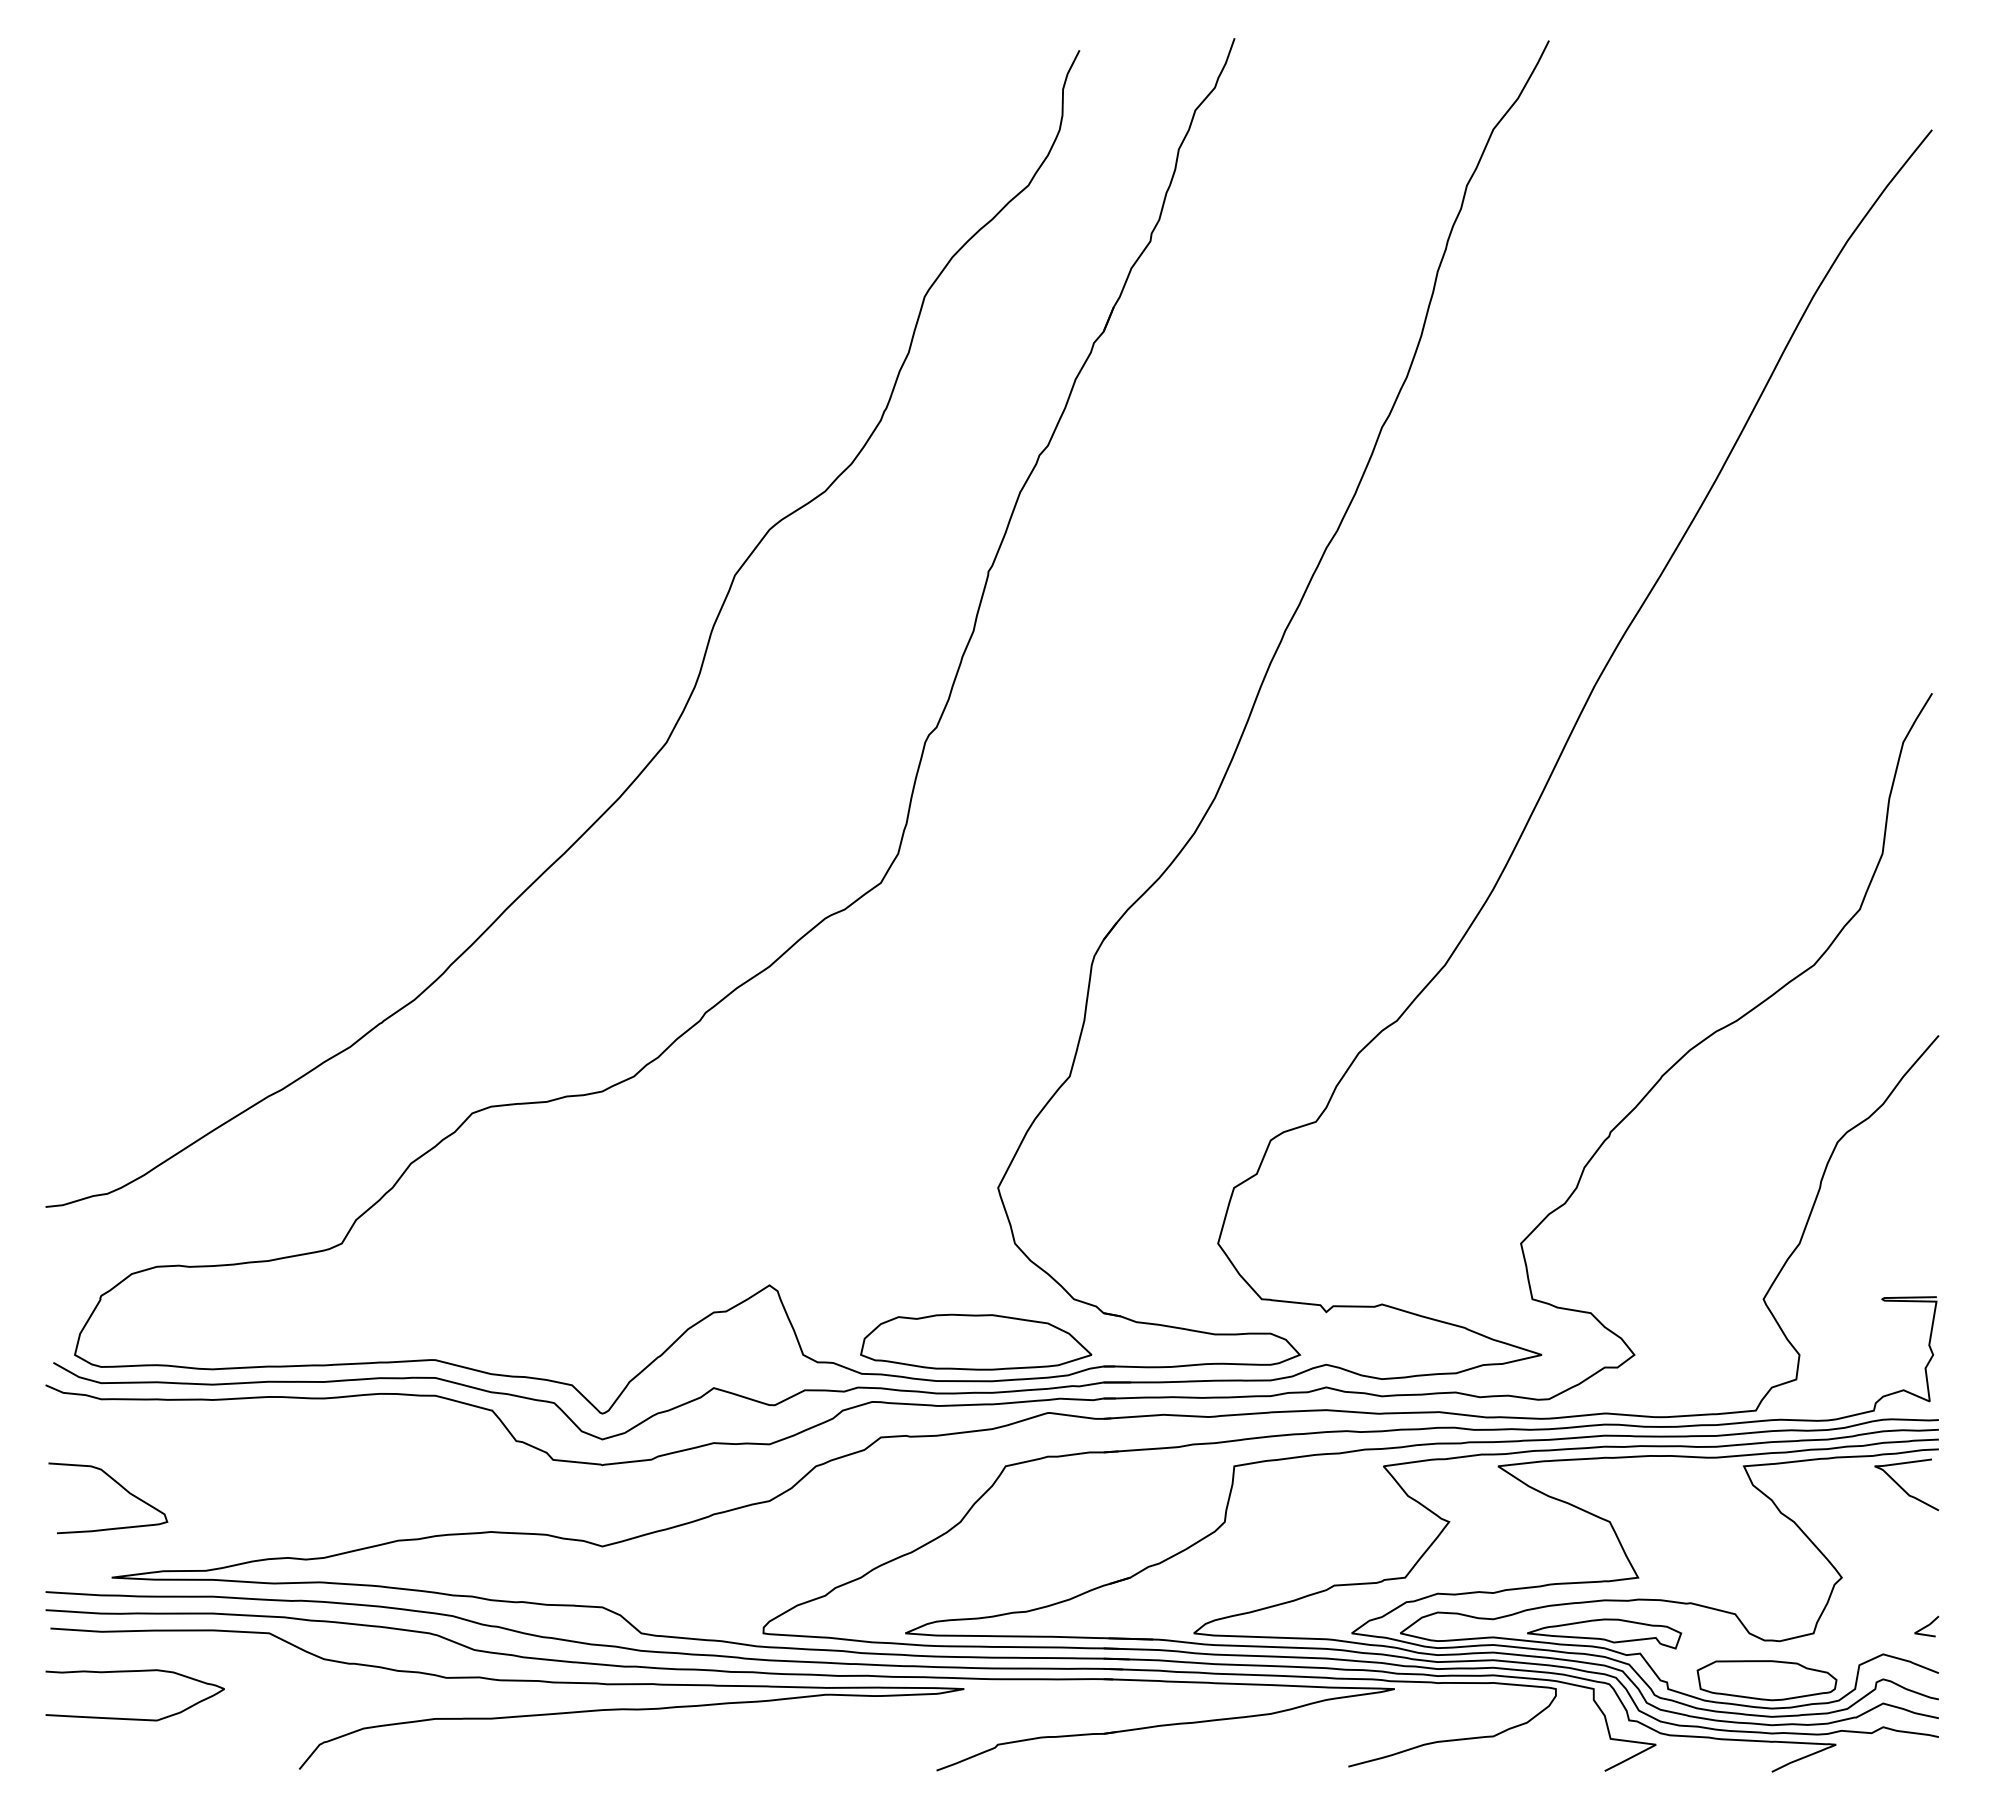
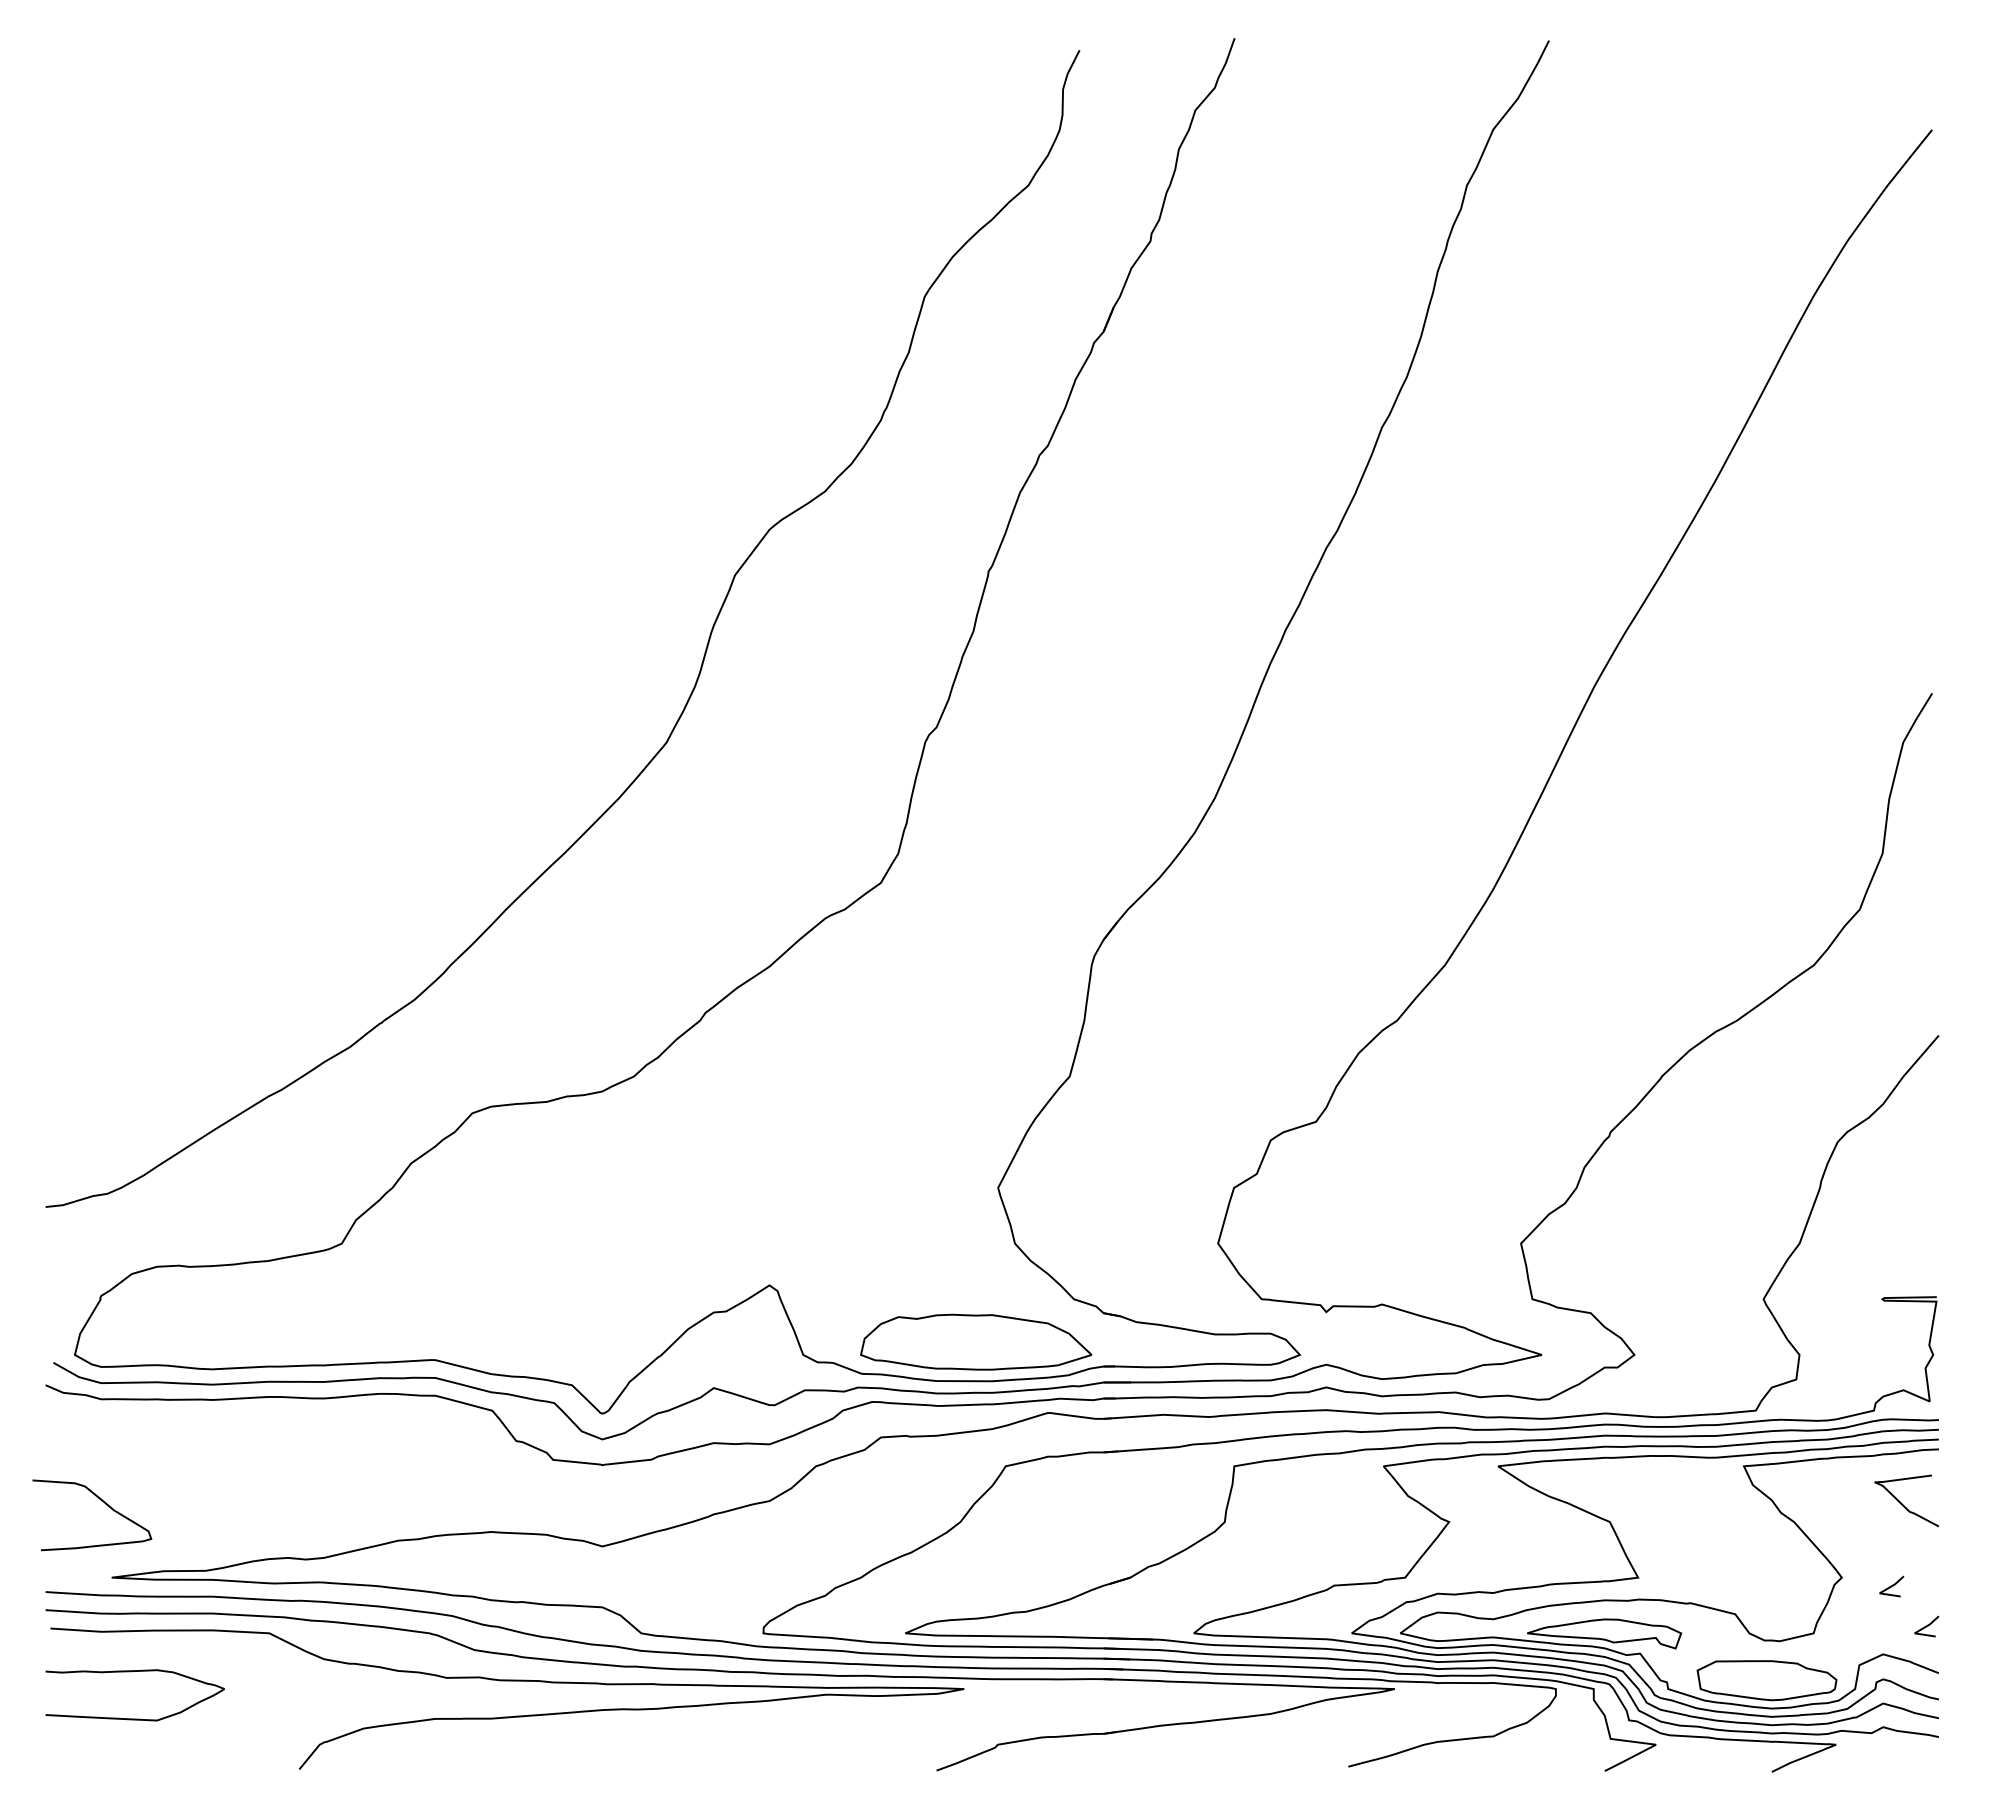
curve position: (117, 1484) -> (101, 1501) (101, 1501)
curve position: (1902, 1487) -> (1902, 1503) (1902, 1503)
line: none -> present (1891, 1586)
